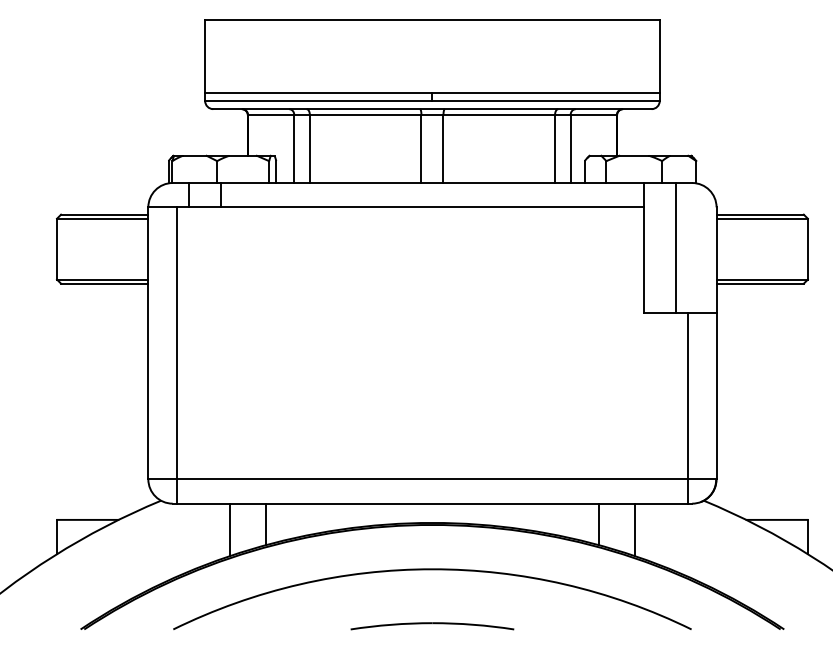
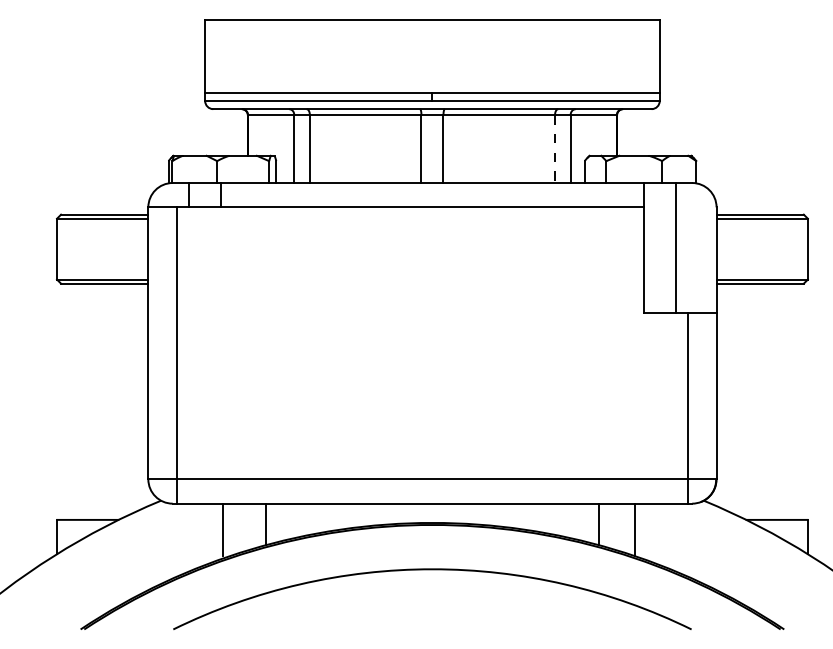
line: solid -> dashed (555, 149)
line position: (229, 529) -> (222, 529) (222, 529)
part: present -> none (432, 626)
